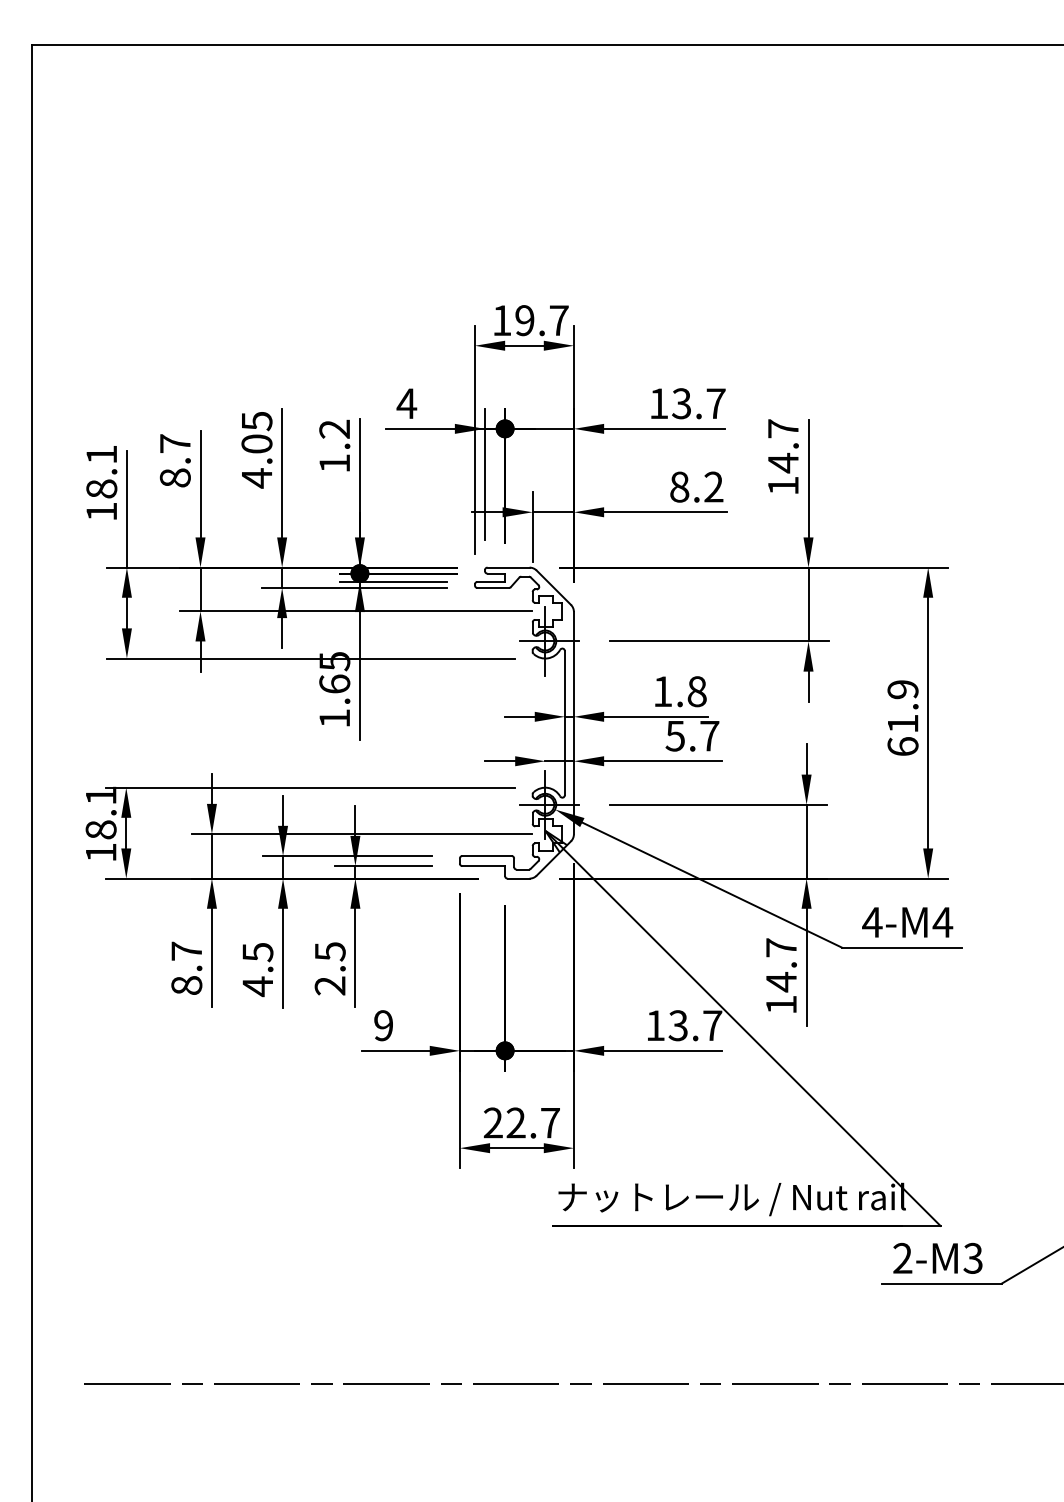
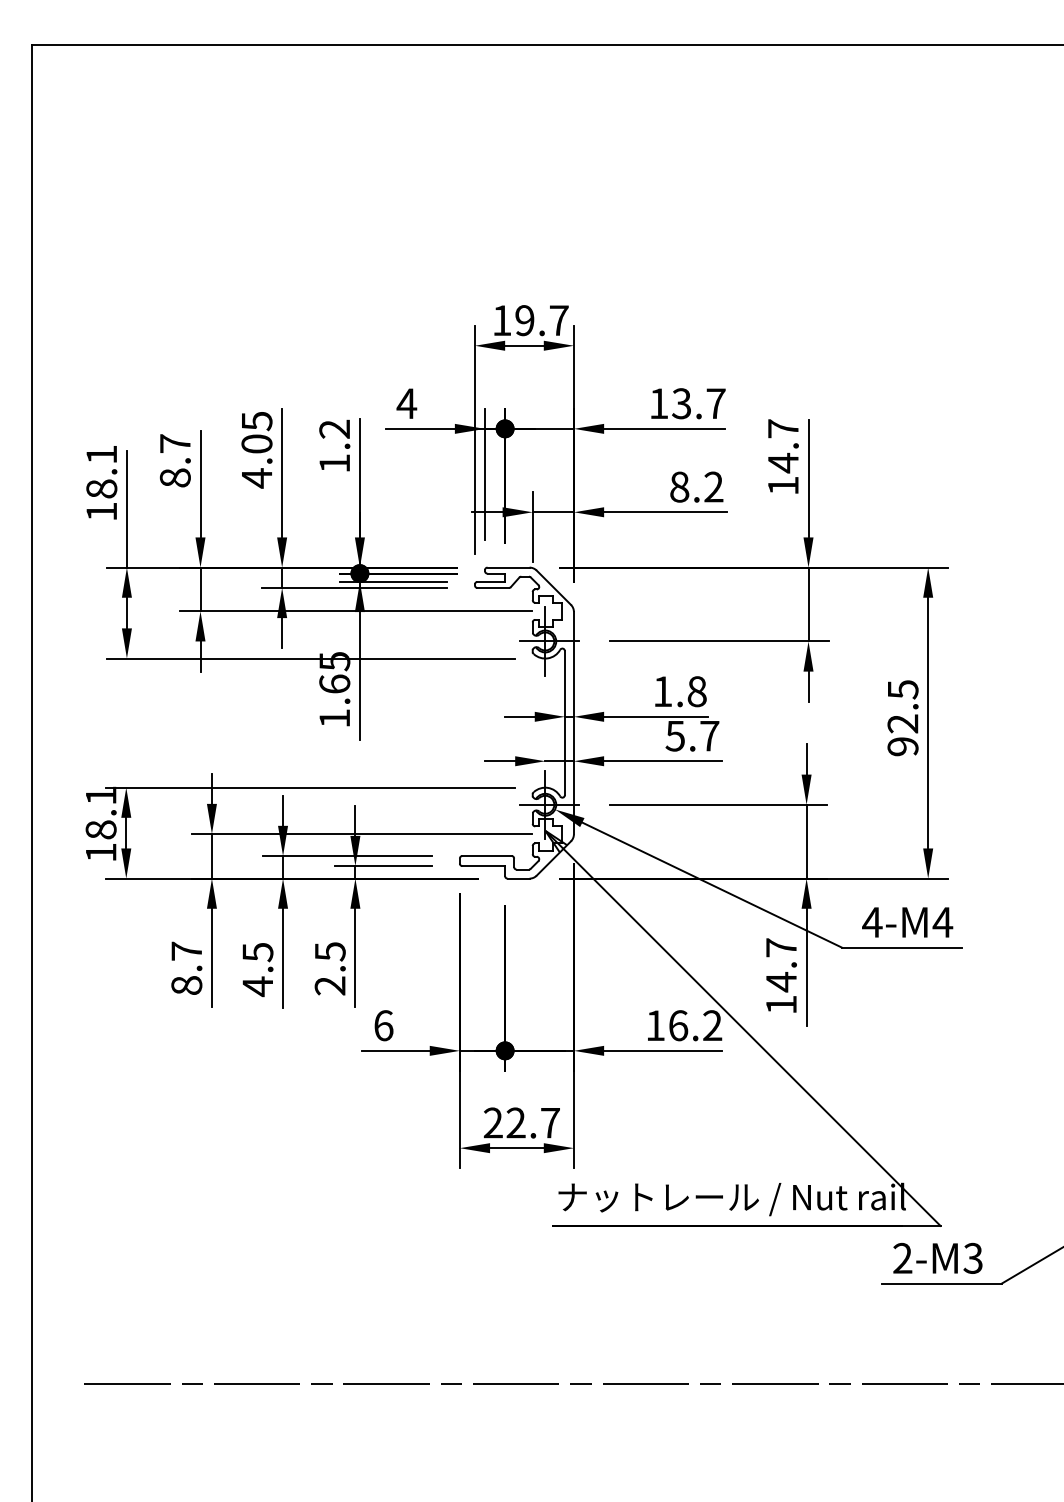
text: 61.9 -> 92.5 (902, 718)
text: 9 -> 6 (383, 1025)
text: 13.7 -> 16.2 (695, 1025)
